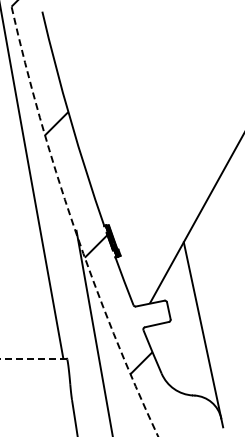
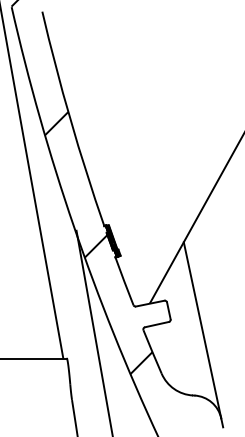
arc: dashed -> solid (74, 226)
line: dashed -> solid (33, 358)
